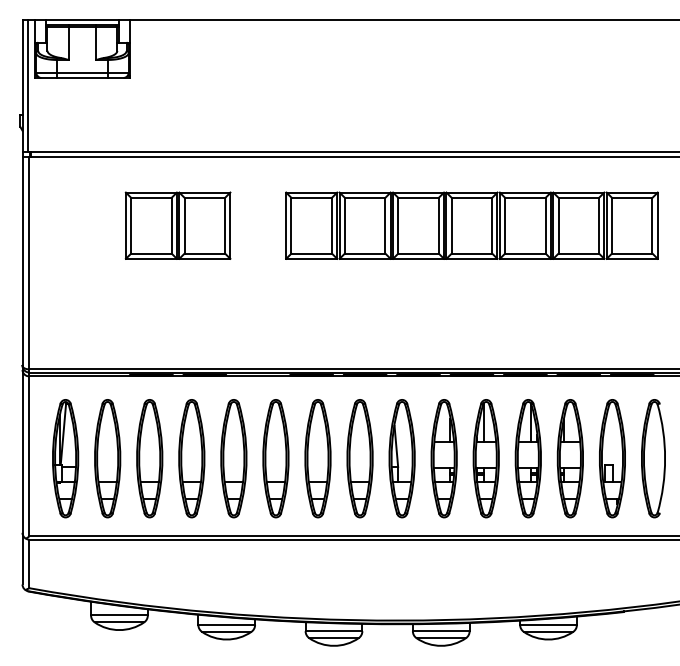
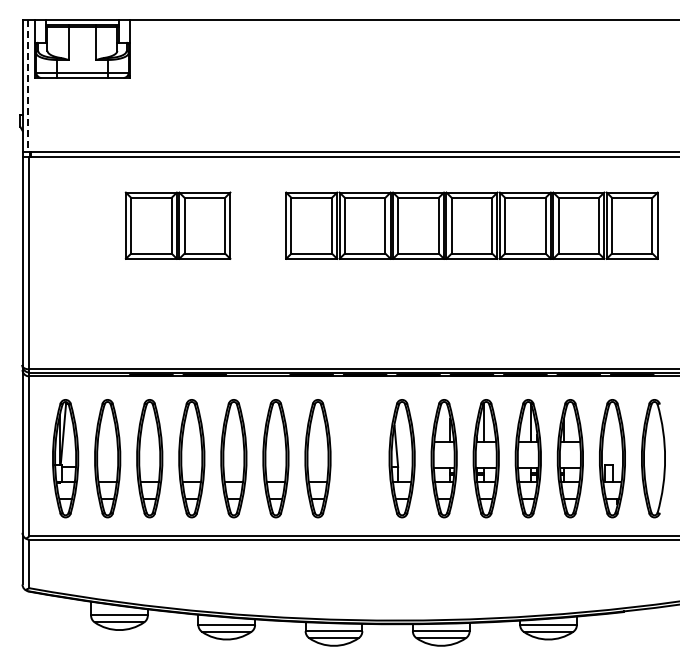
line: solid -> dashed (27, 85)
part: present -> none (359, 458)
